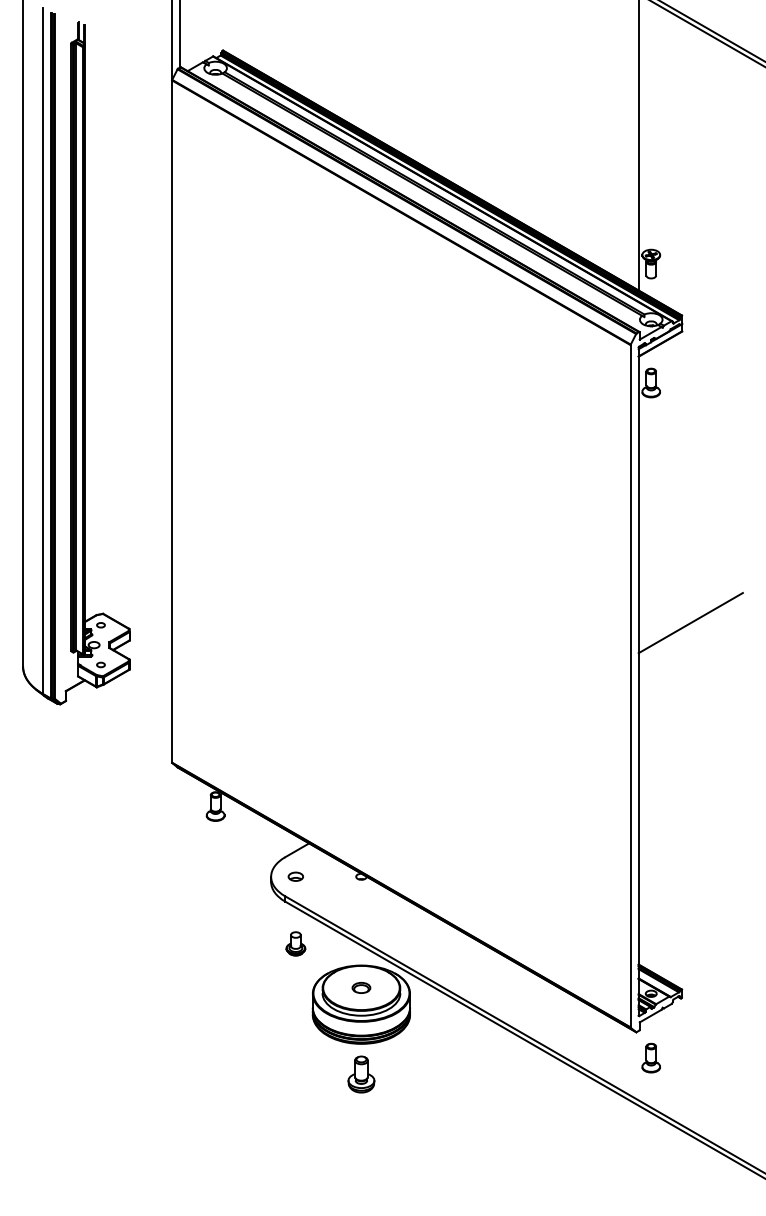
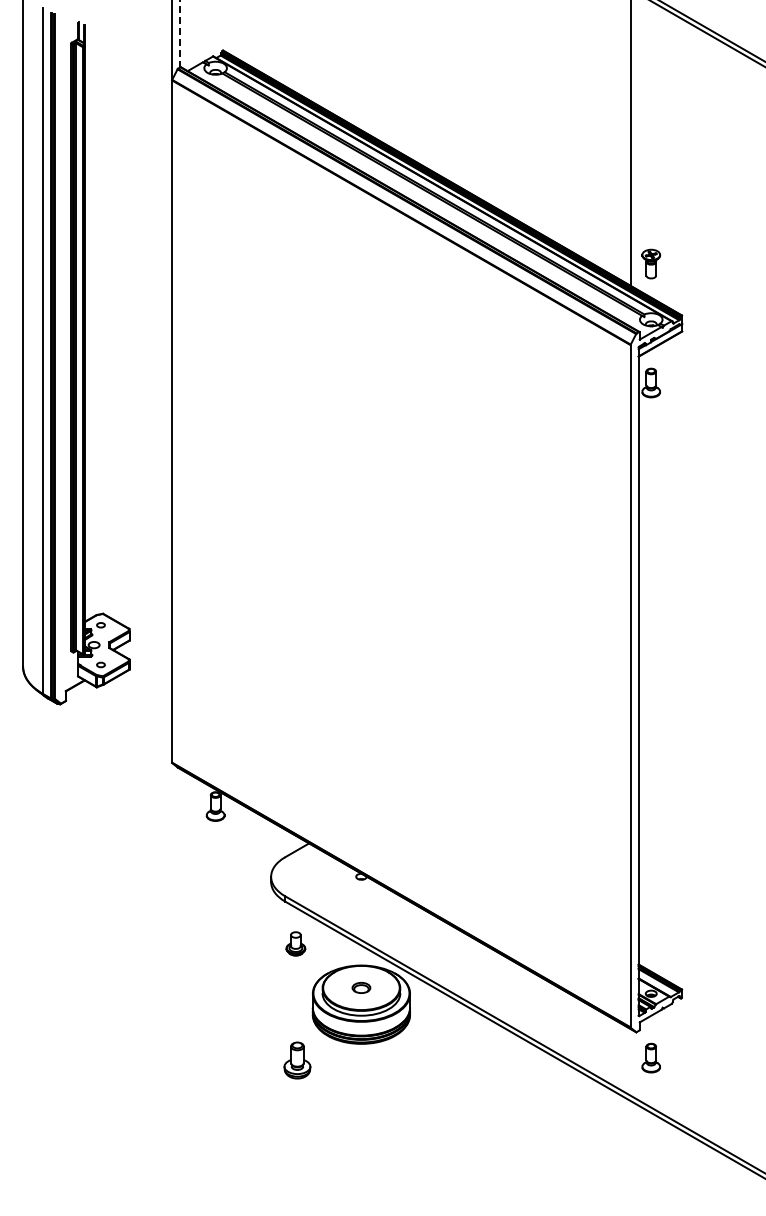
line: solid -> dashed (180, 33)
line position: (638, 146) -> (630, 146) (630, 146)
line: present -> none (690, 623)
part: present -> none (295, 876)
part position: (361, 1074) -> (297, 1060) (297, 1060)
